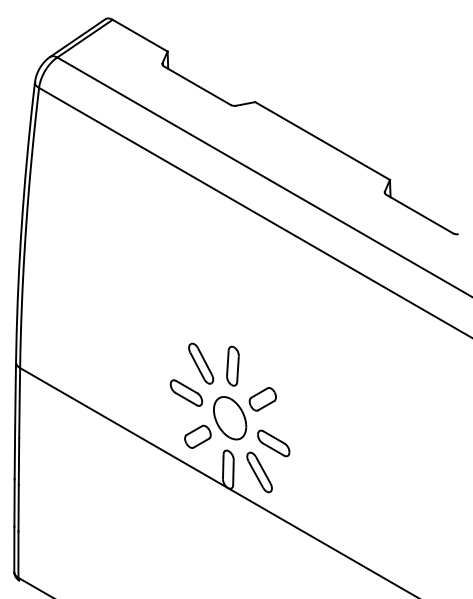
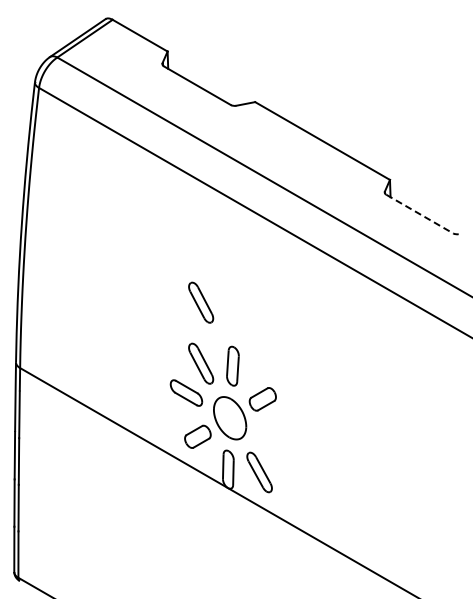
line: solid -> dashed (419, 214)
part: none -> present (201, 302)
part: present -> none (273, 443)
